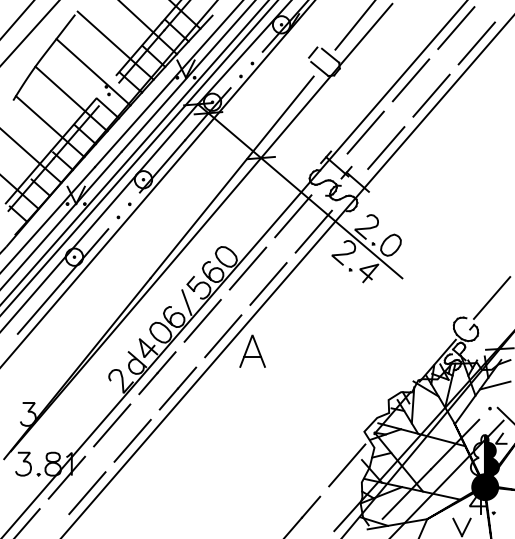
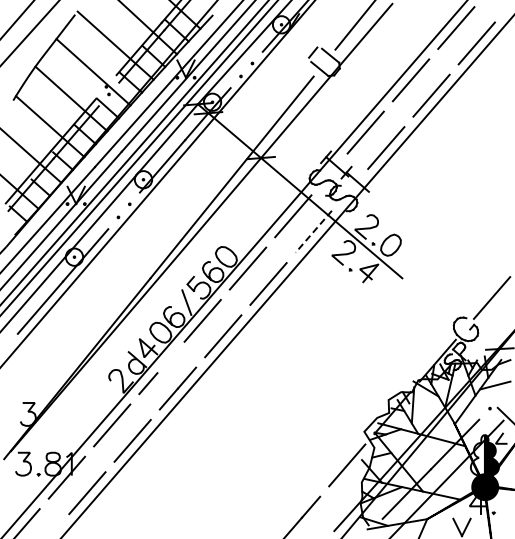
line: solid -> dashed (313, 231)
part: present -> none (252, 350)
line: present -> none (166, 362)
